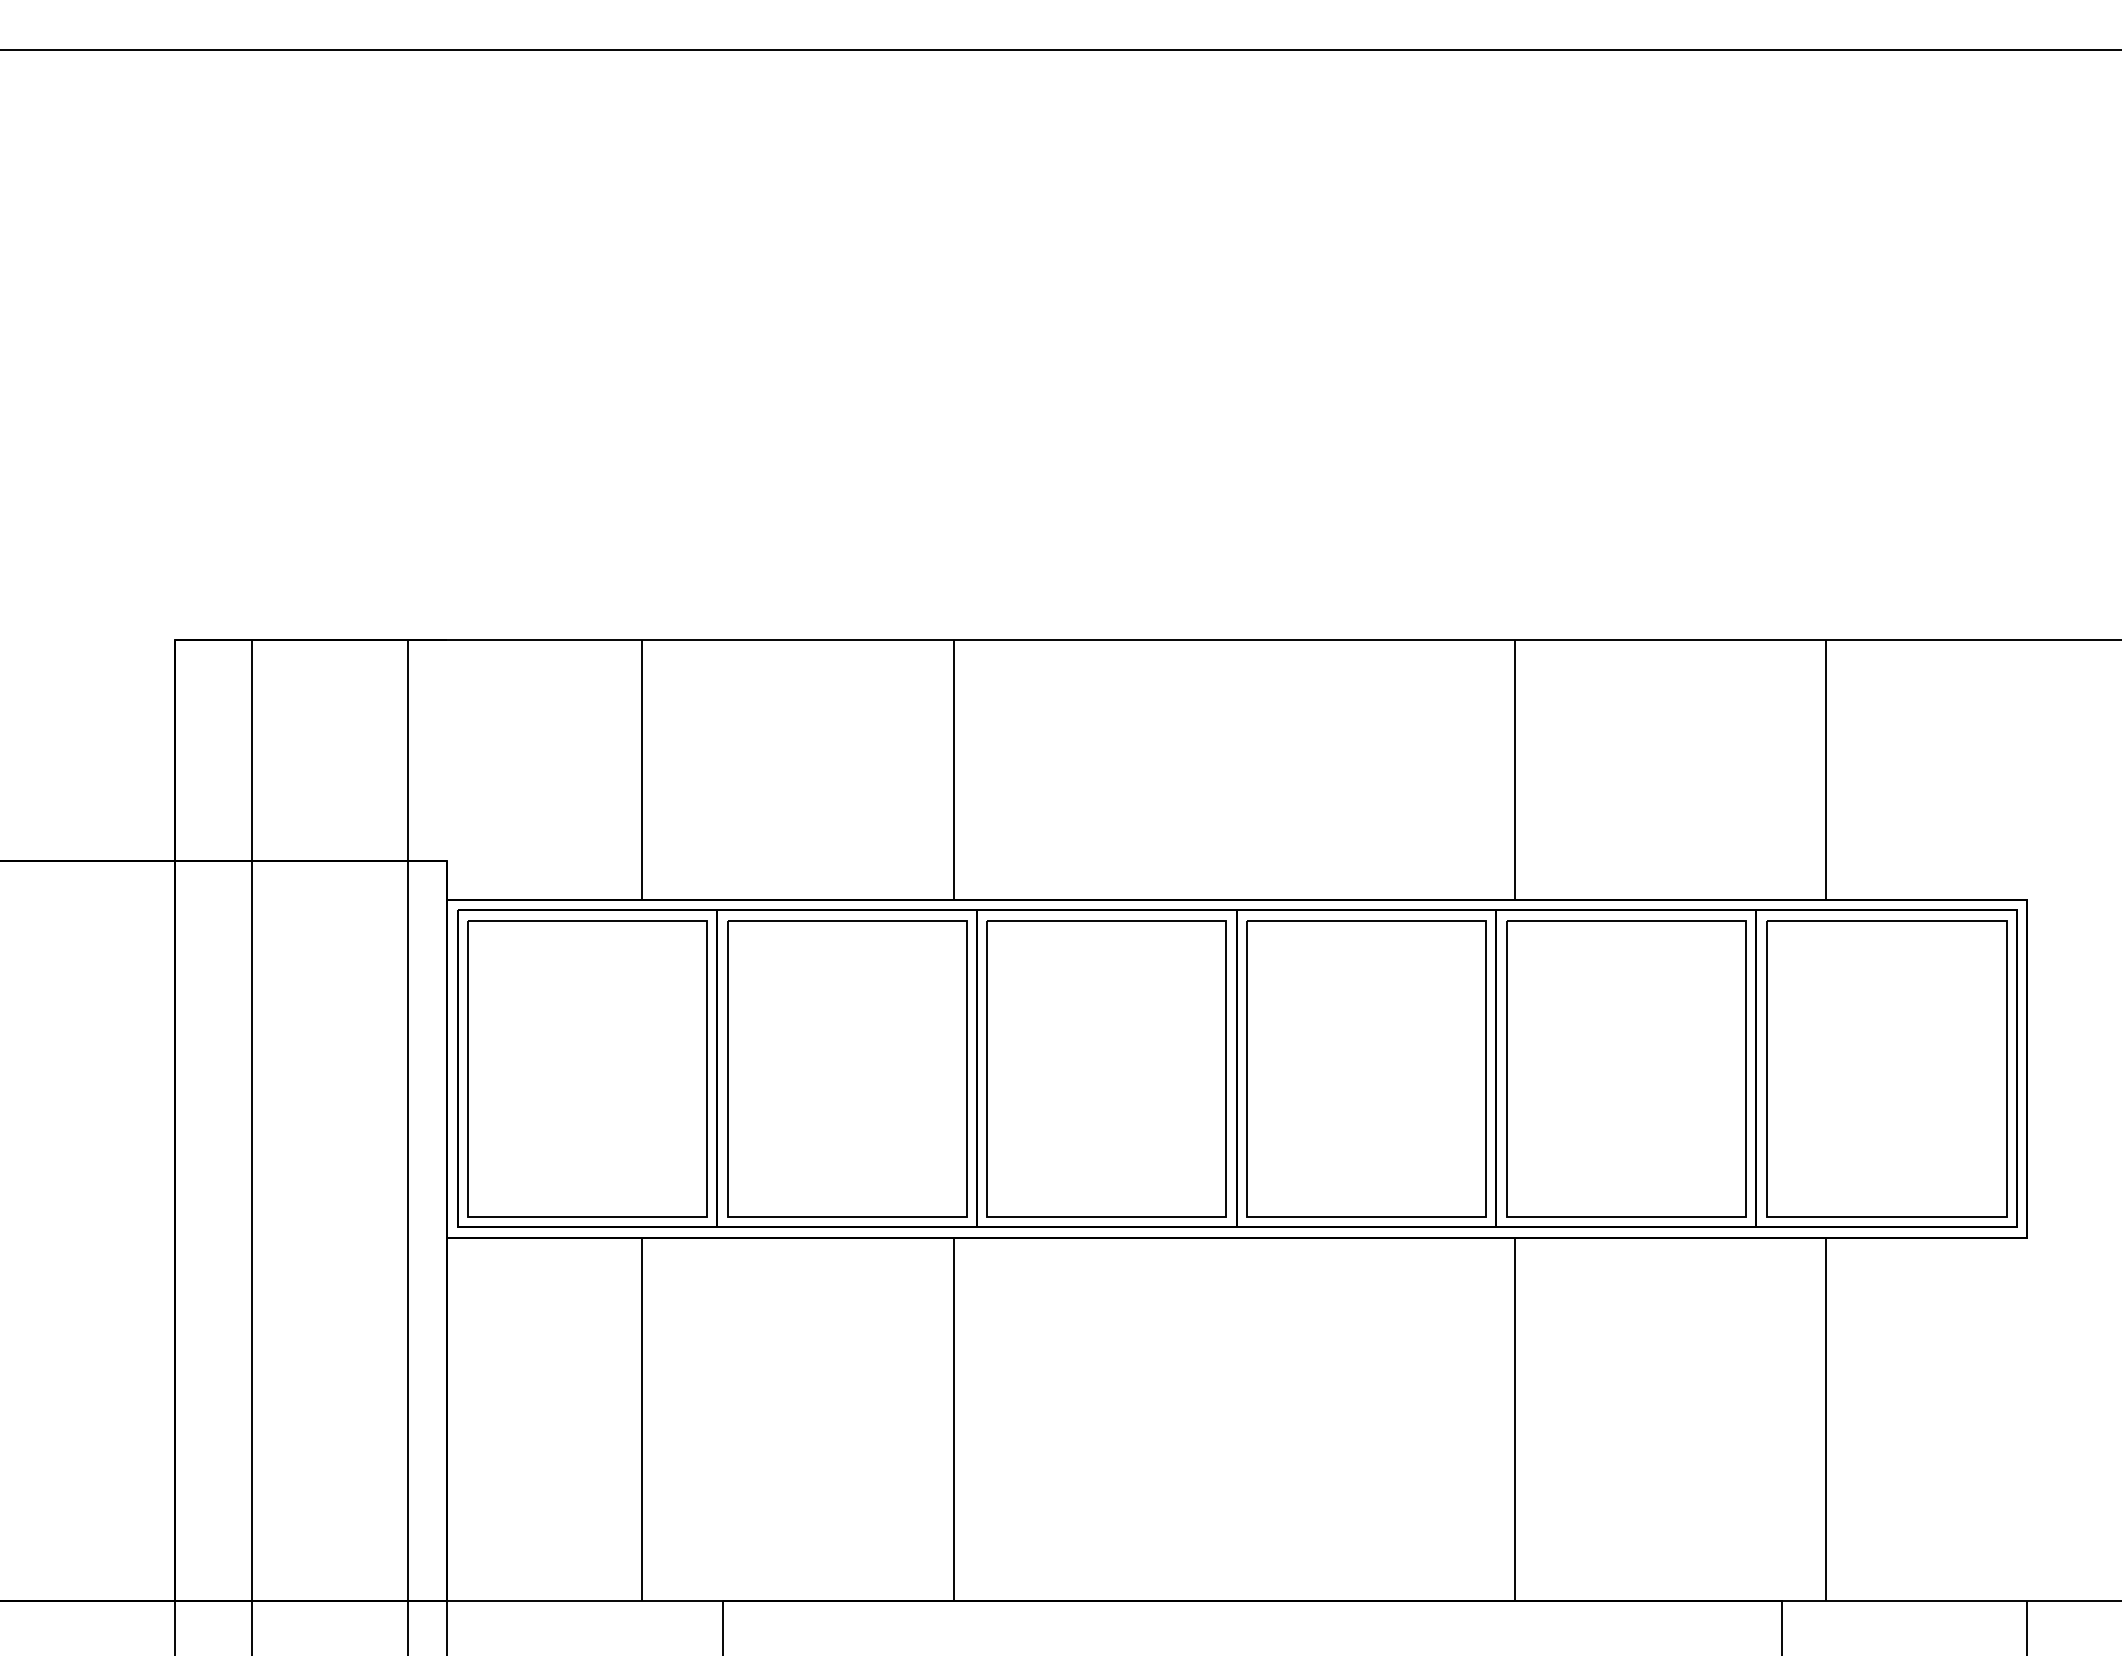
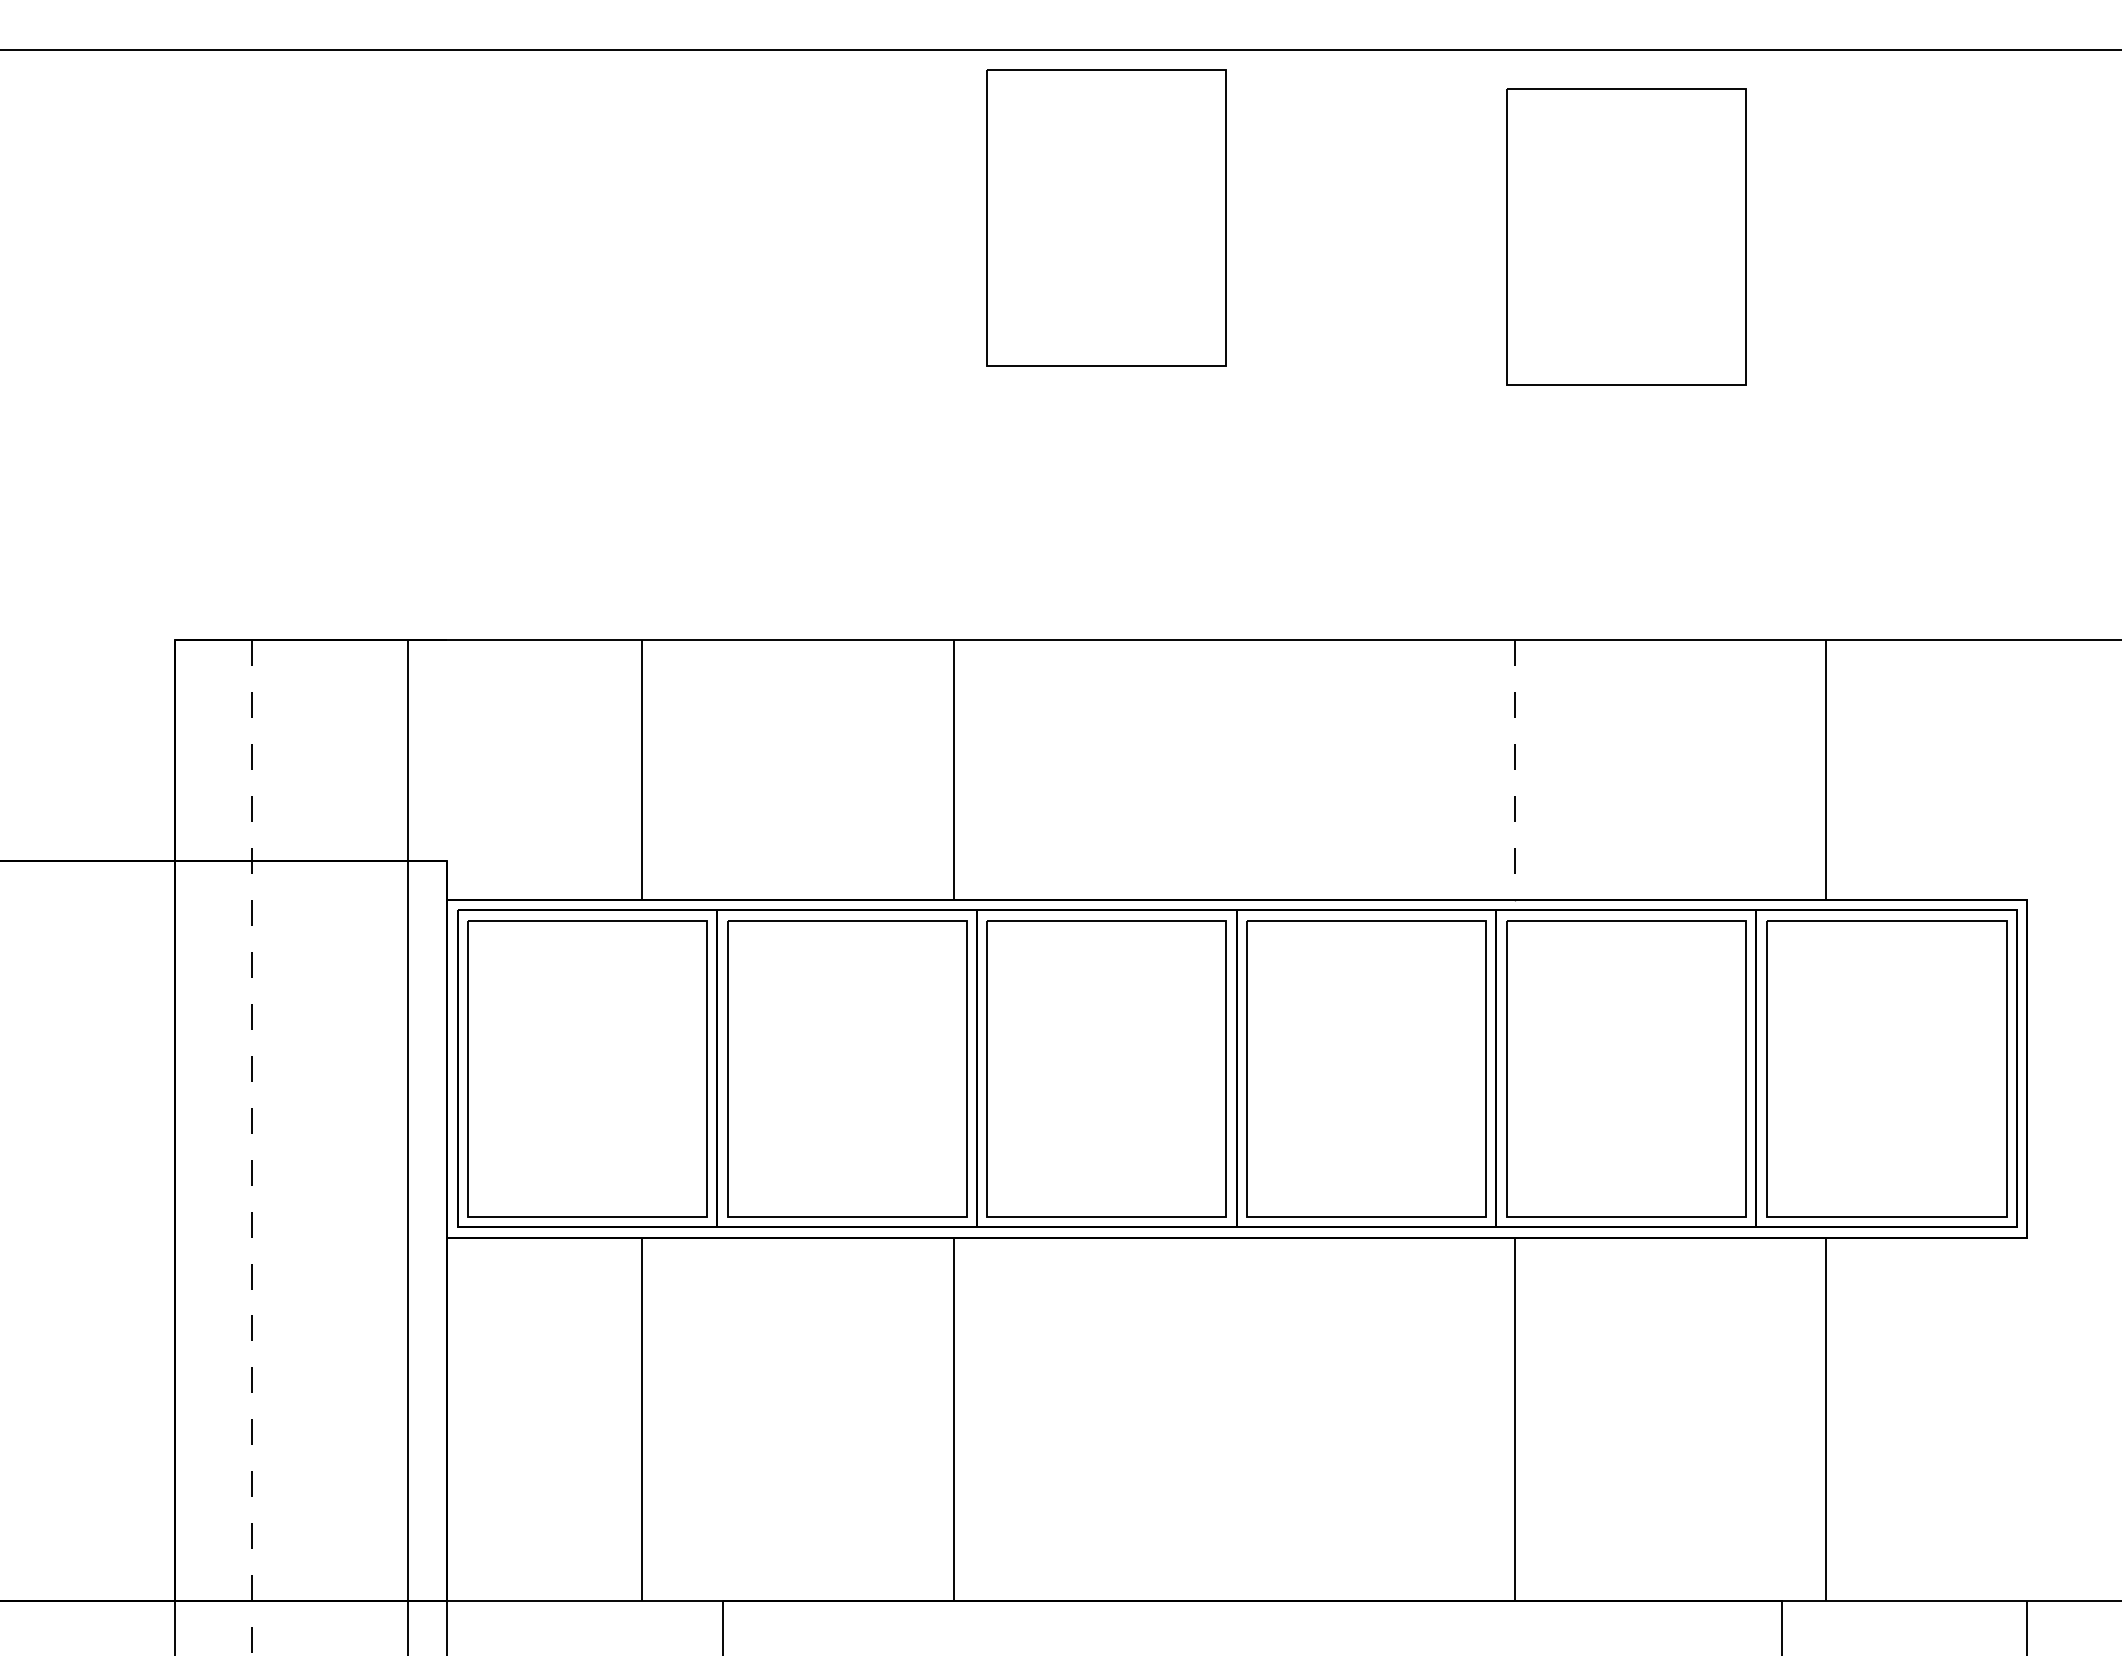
part: none -> present (1106, 217)
part: none -> present (1626, 236)
line: solid -> dashed (1514, 770)
line: solid -> dashed (252, 1147)
